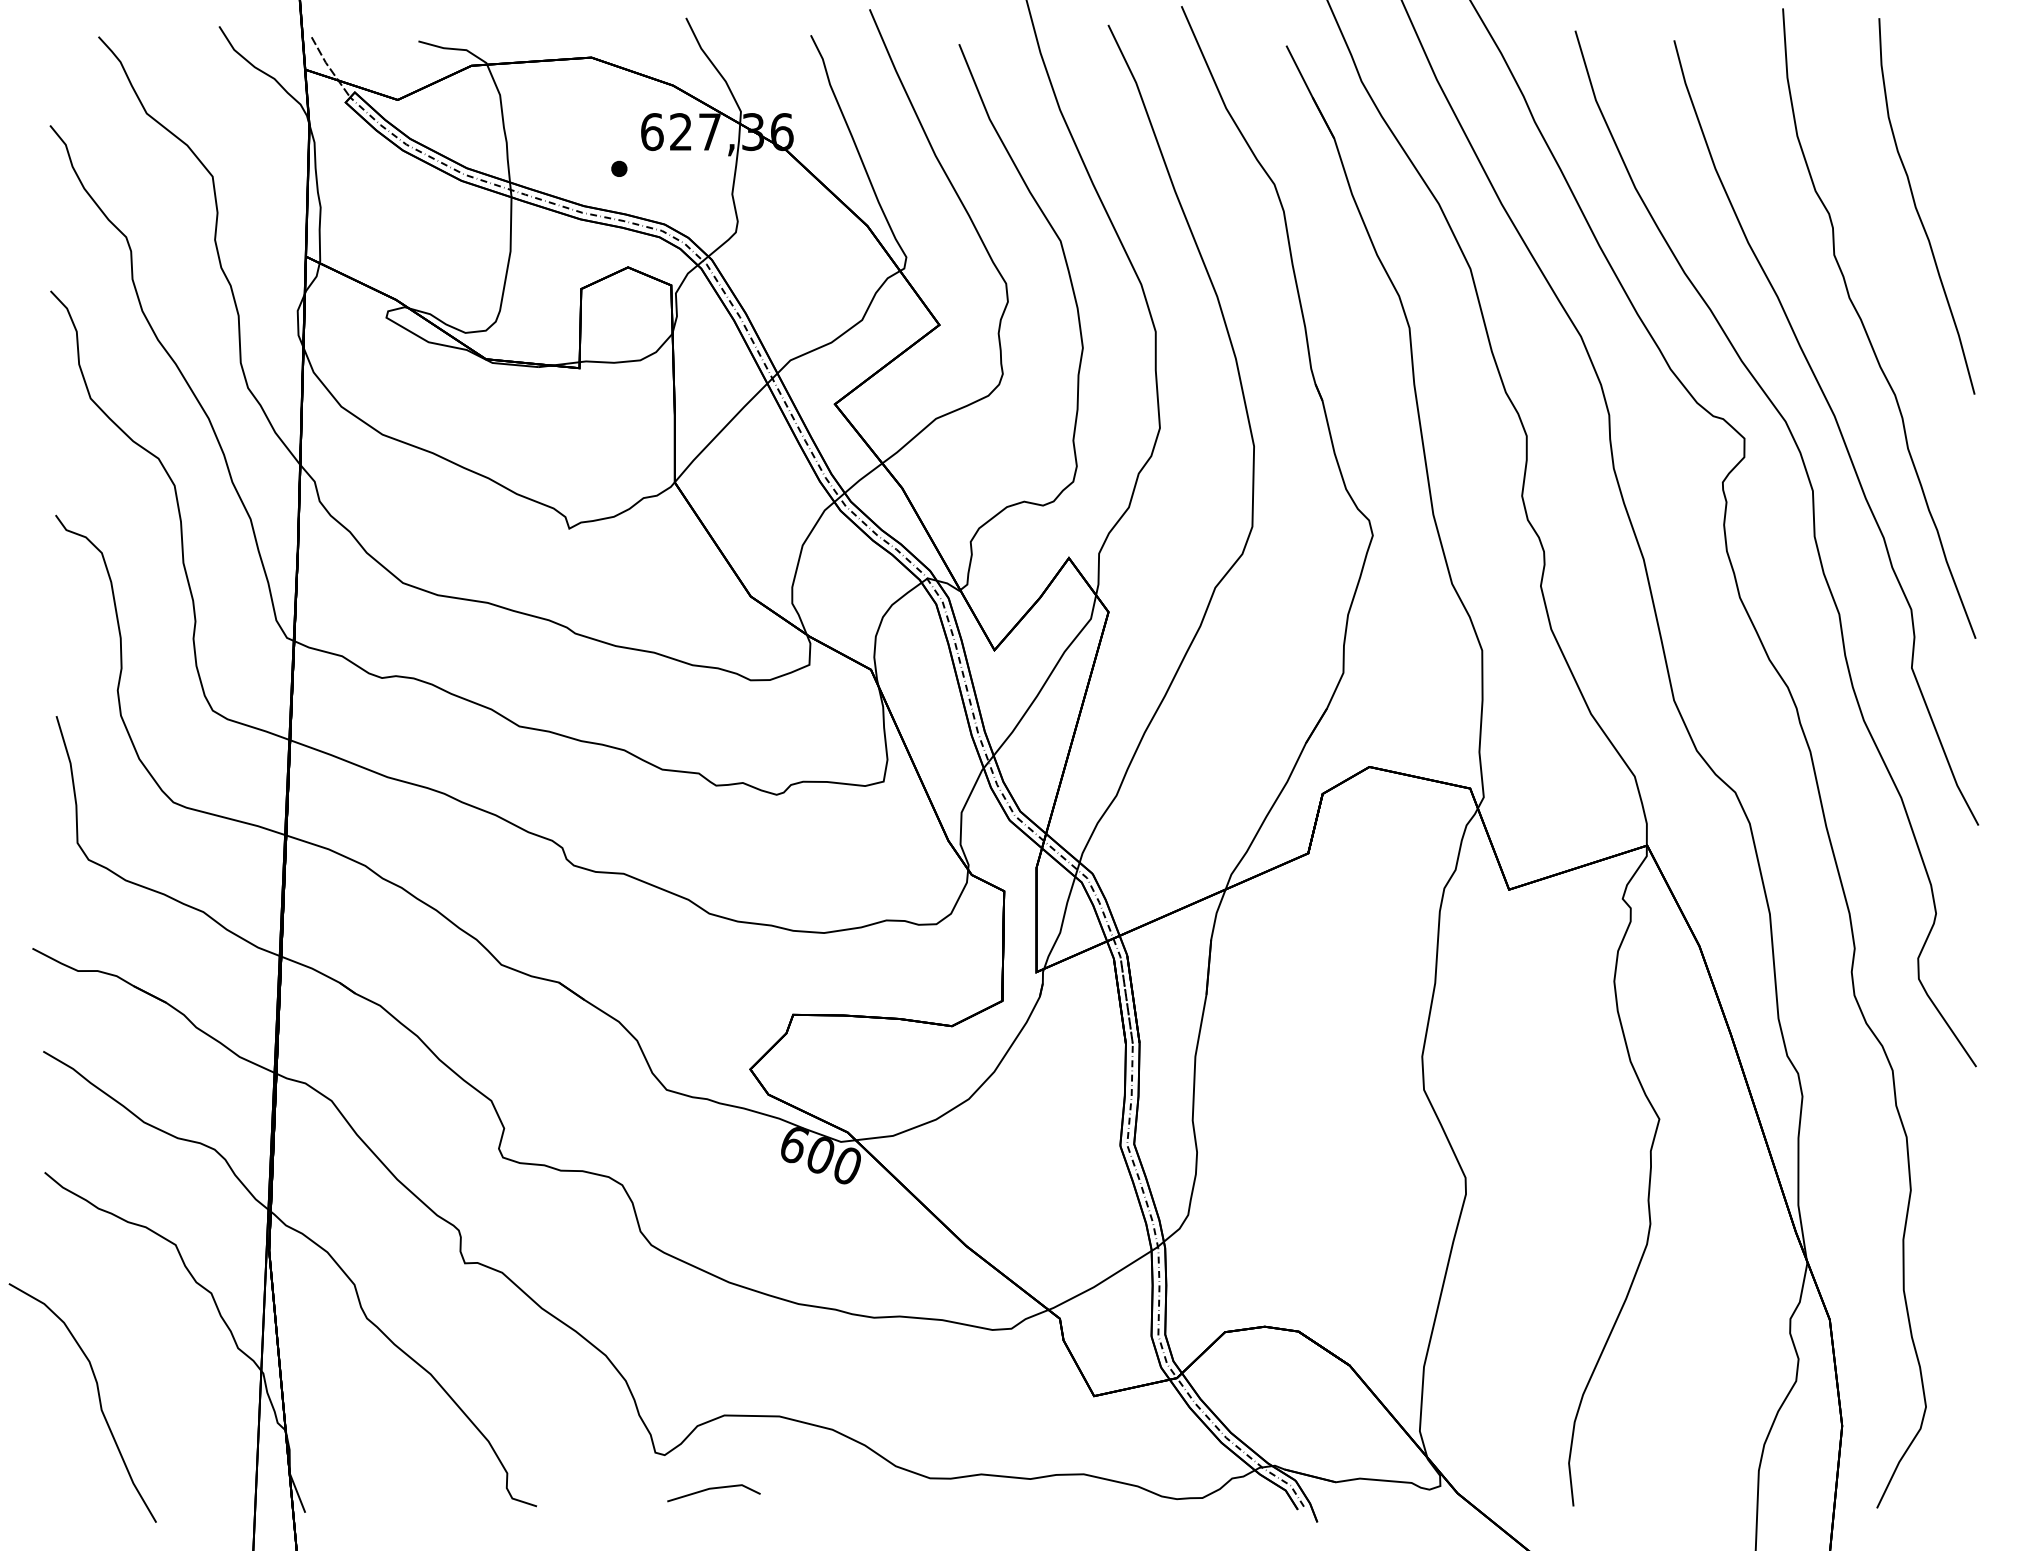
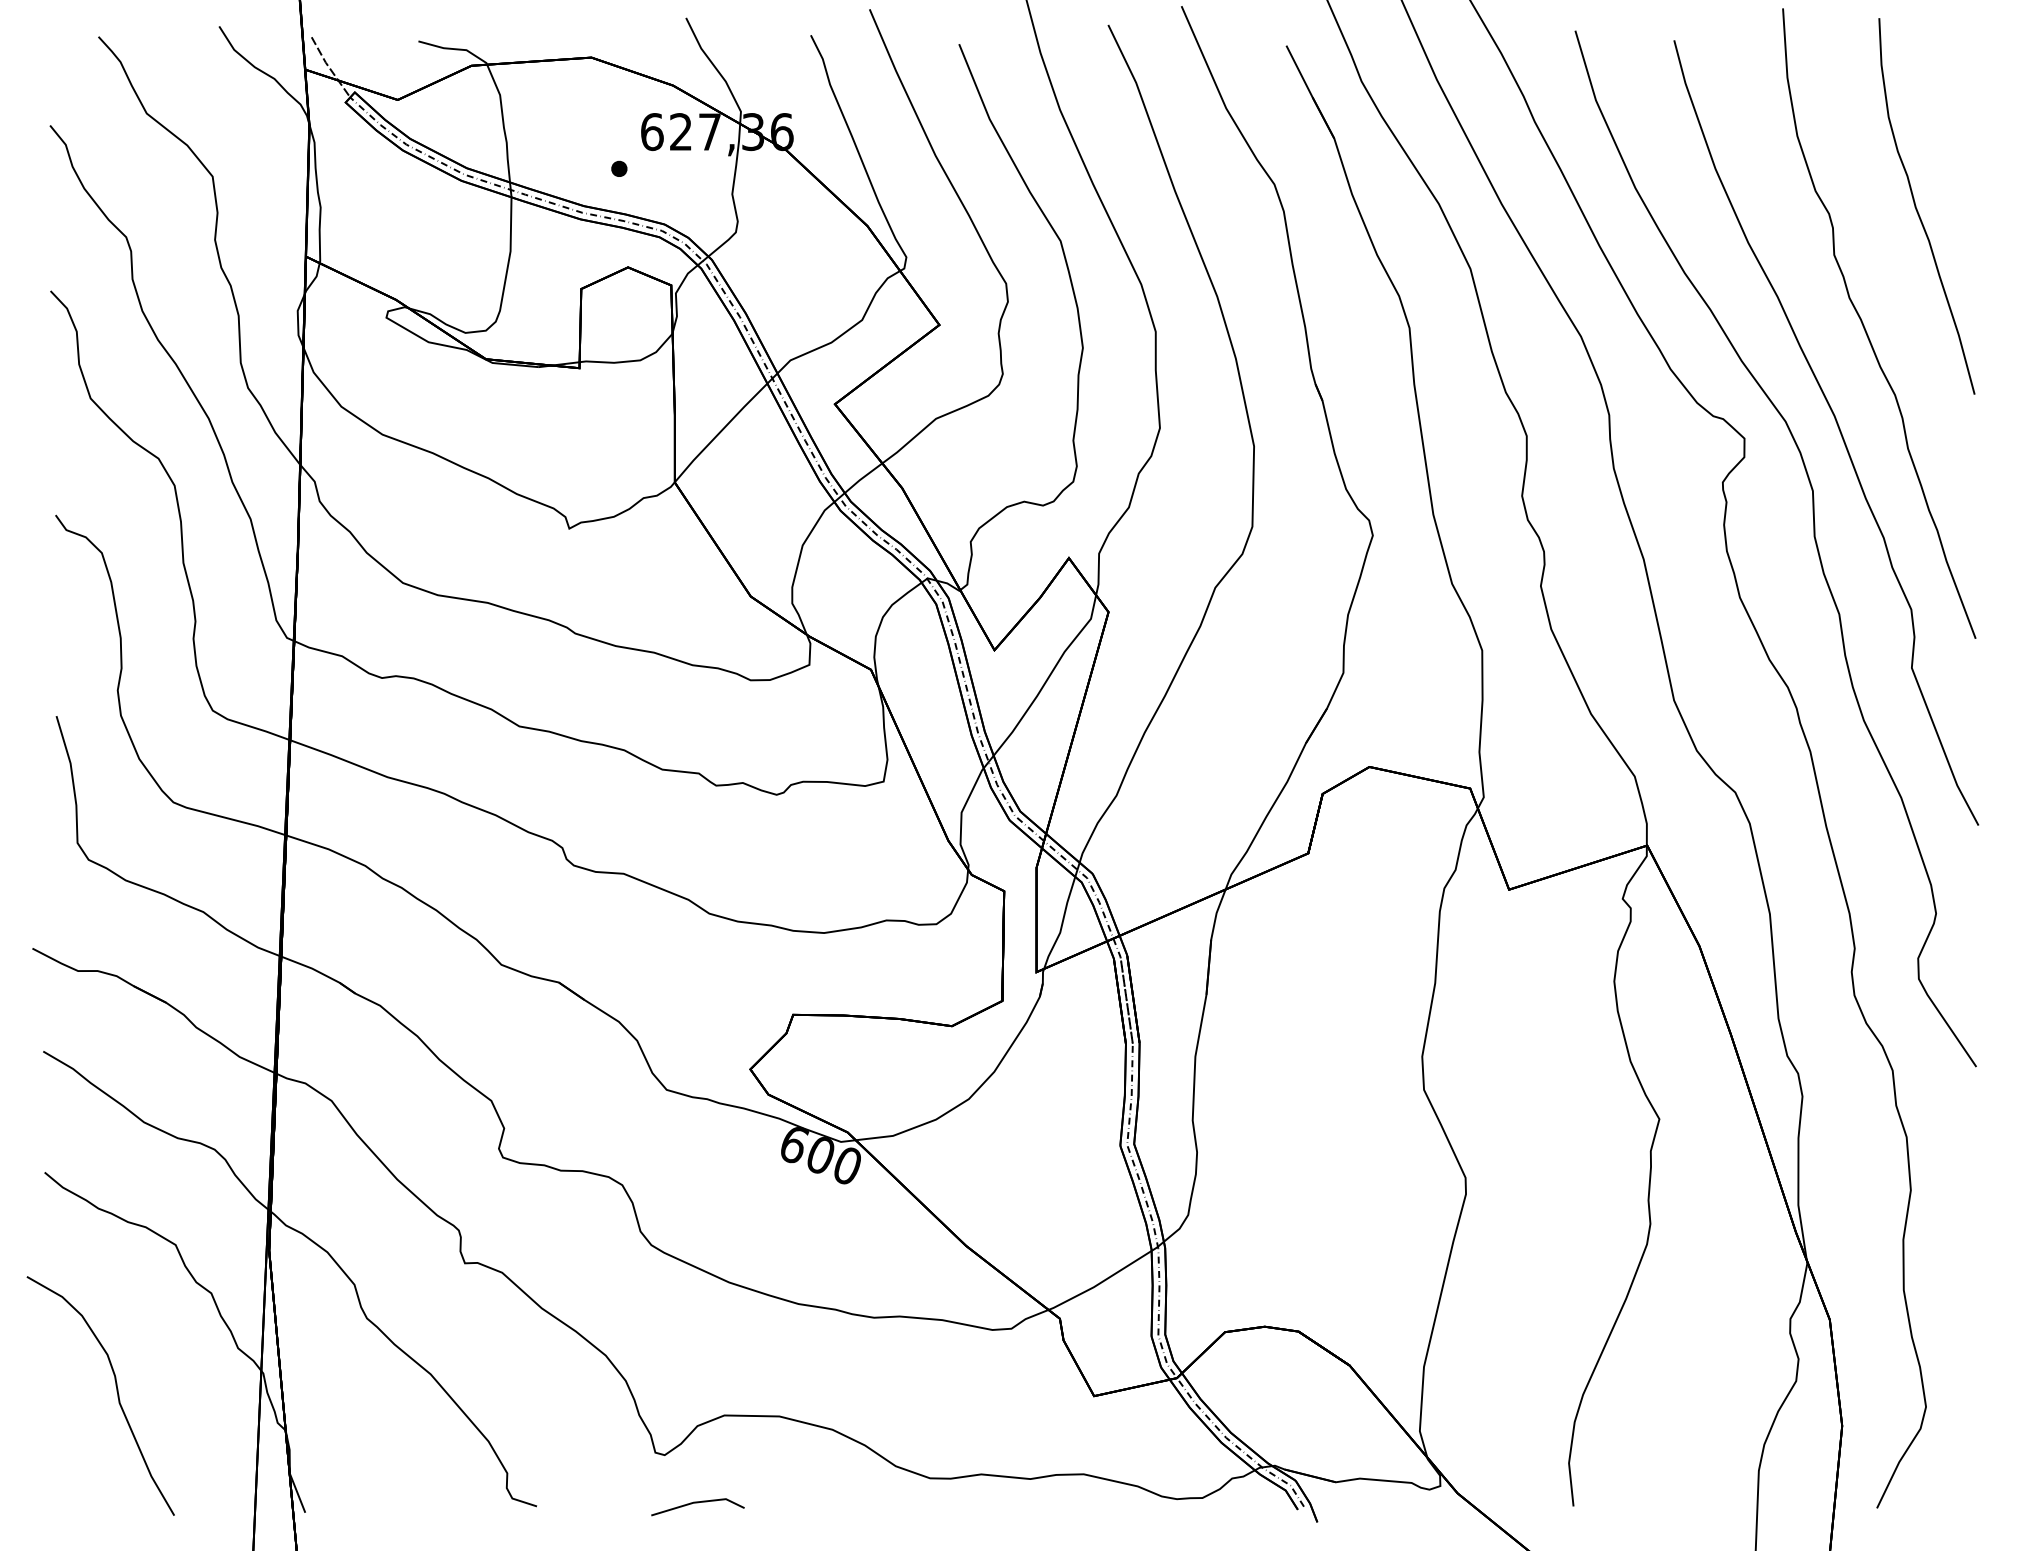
curve position: (98, 1398) -> (116, 1391) (116, 1391)
line position: (713, 1489) -> (697, 1503) (697, 1503)
